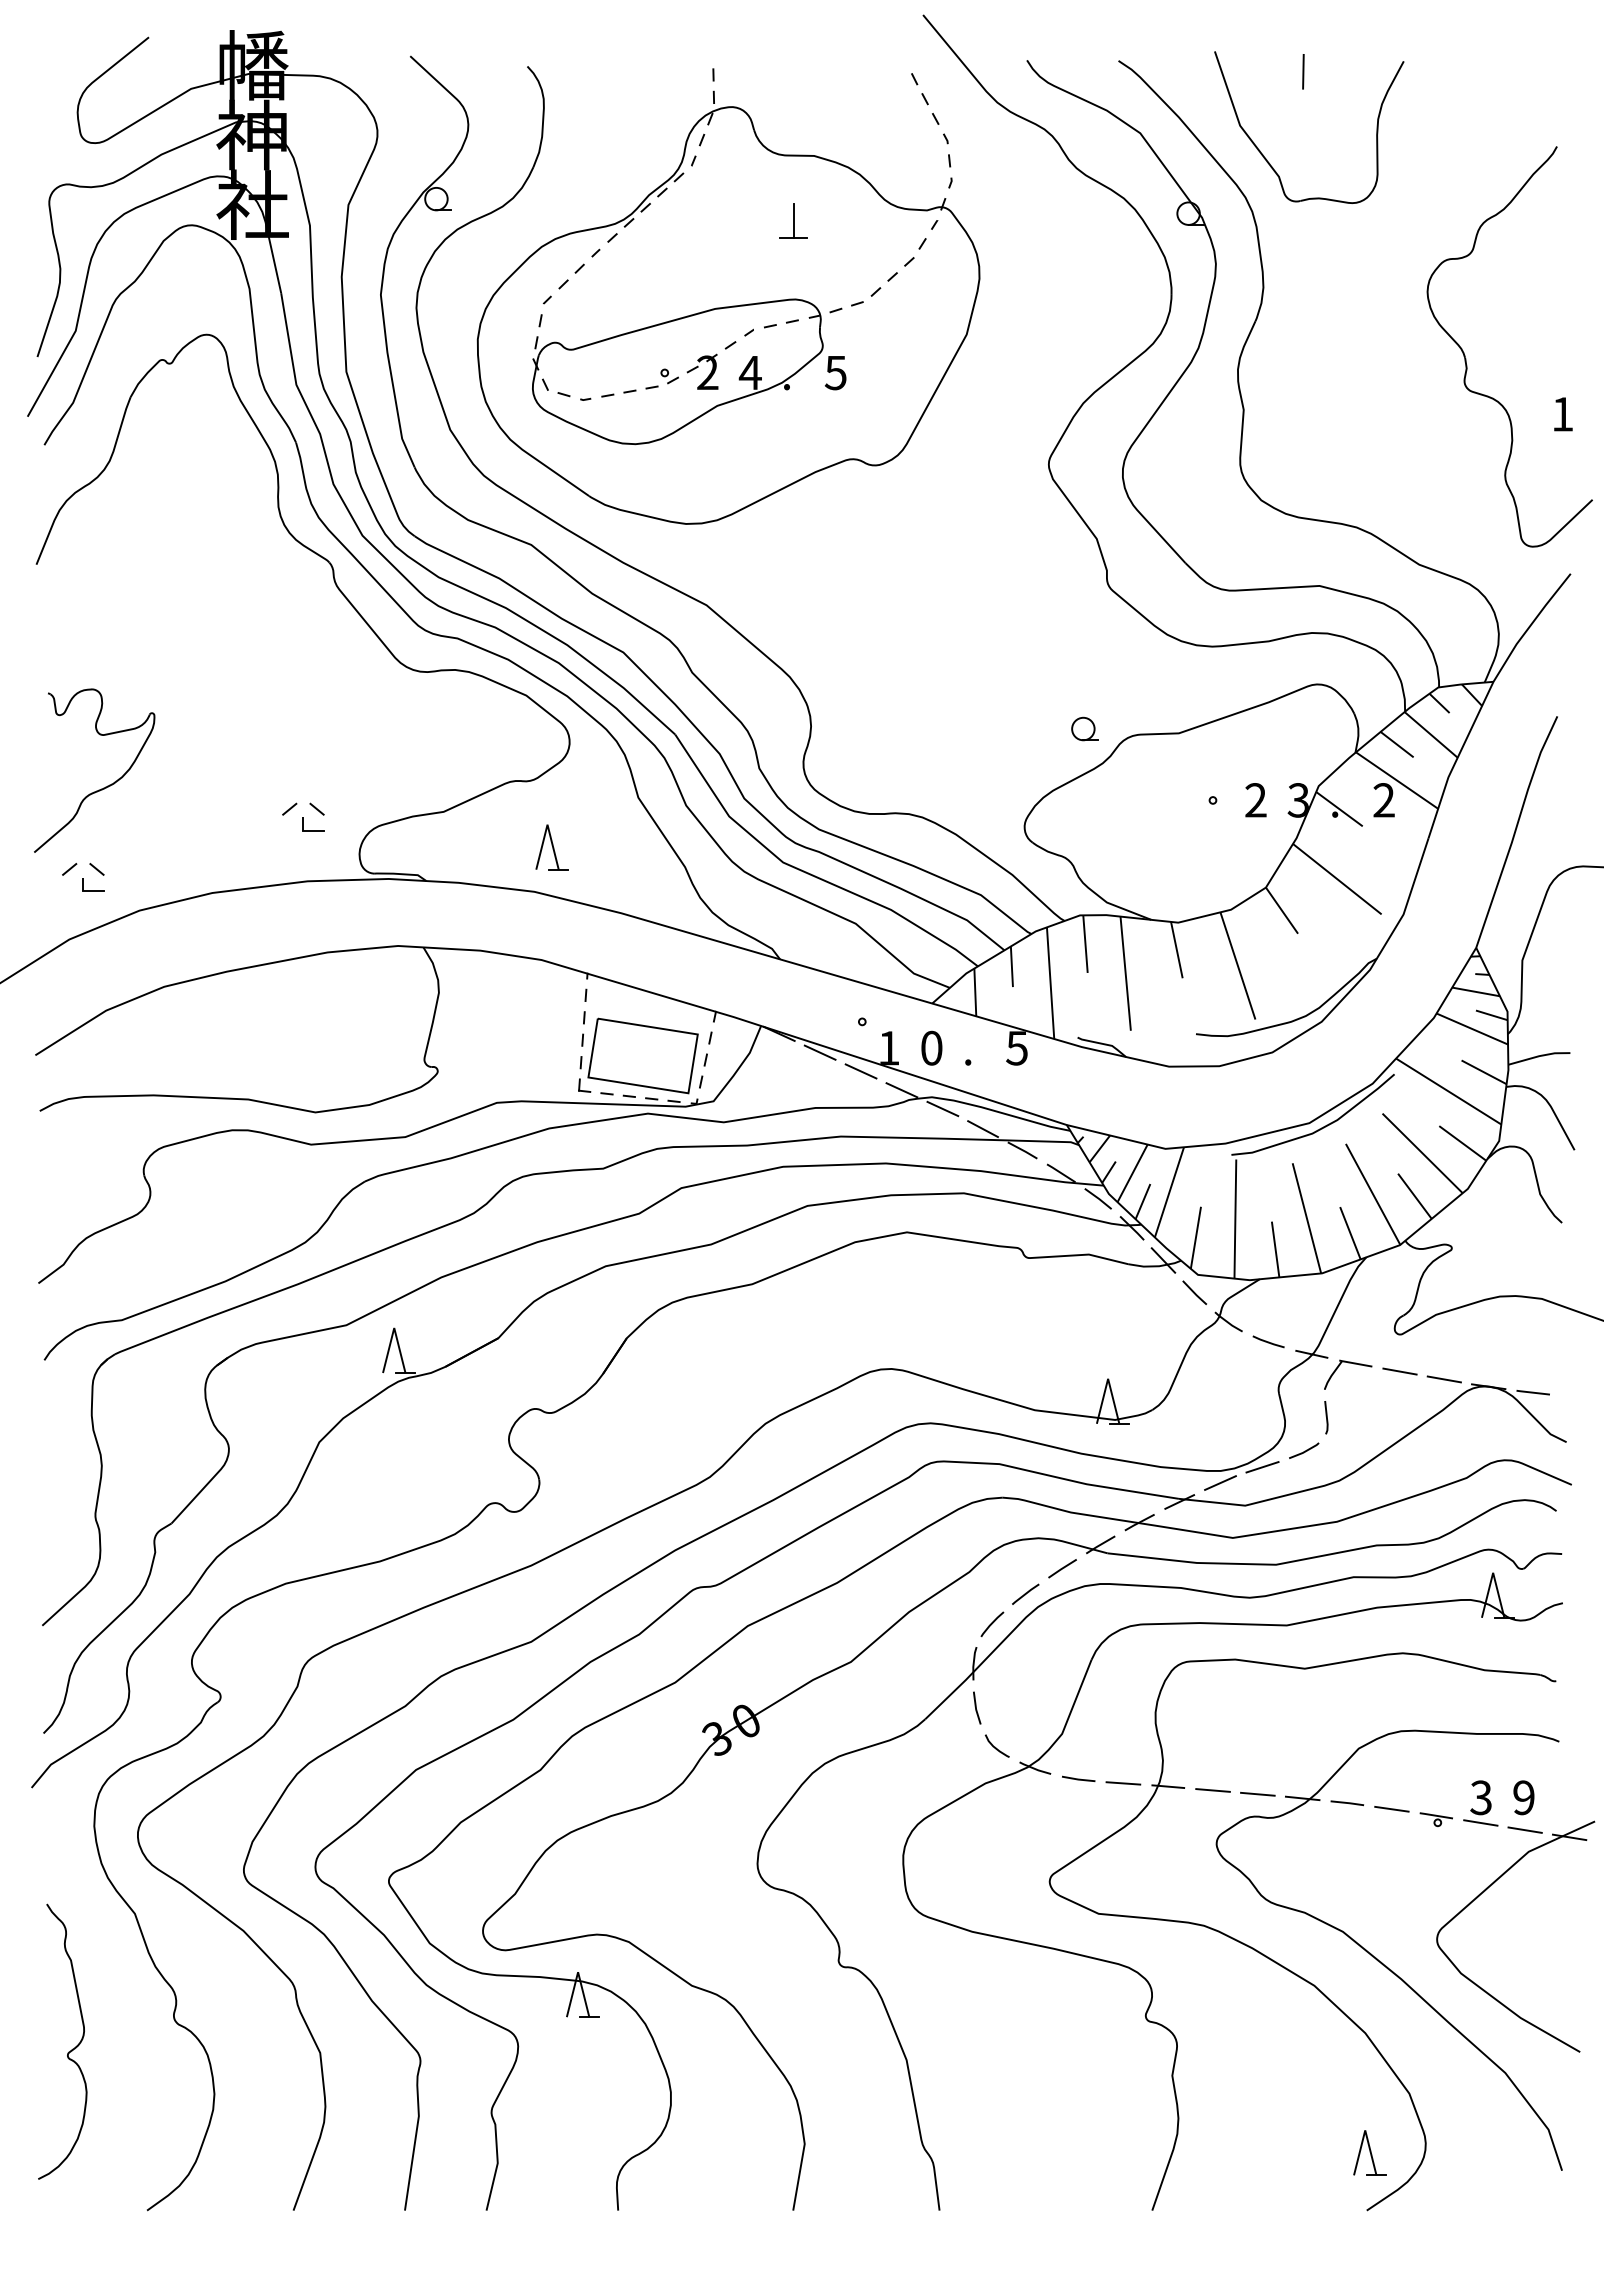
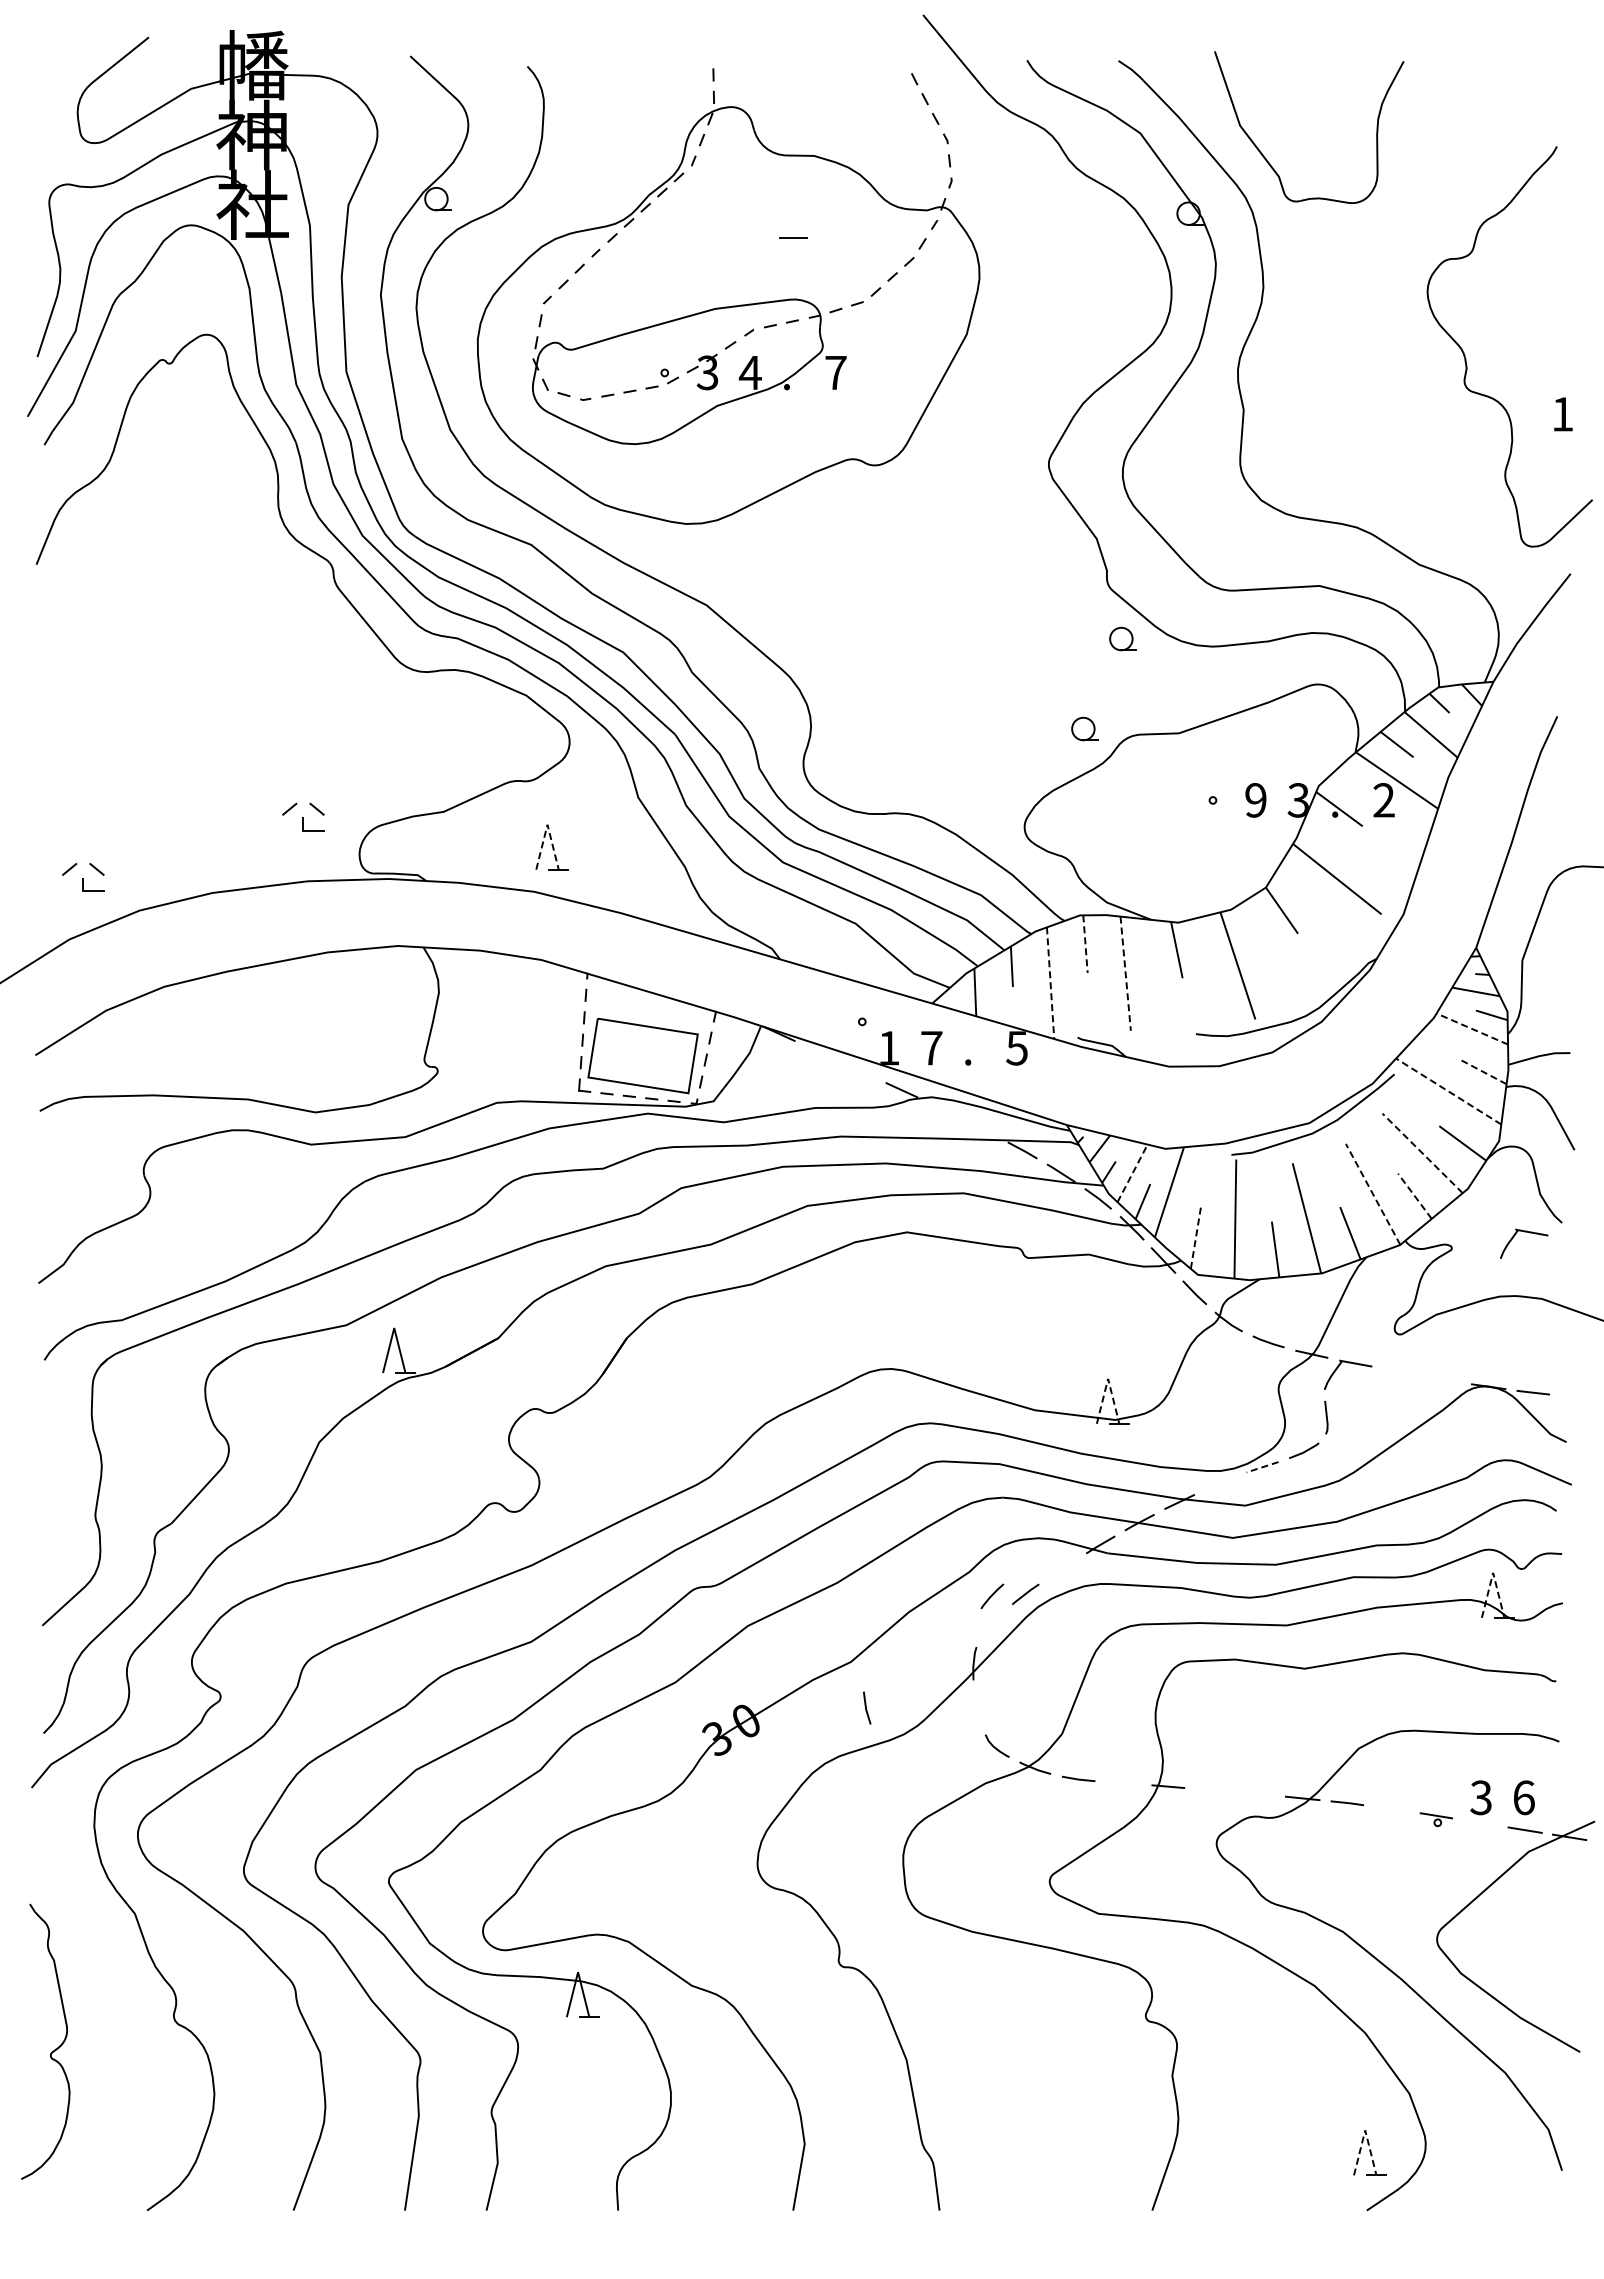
line: present -> none (1303, 71)
line: present -> none (793, 221)
text: 2 -> 3 (707, 373)
text: 5 -> 7 (835, 373)
part: none -> present (1122, 638)
part: present -> none (103, 787)
text: 2 -> 9 (1255, 800)
line: solid -> dashed (547, 824)
line: solid -> dashed (1085, 944)
line: solid -> dashed (1125, 974)
line: solid -> dashed (1050, 983)
line: solid -> dashed (1472, 1029)
text: 0 -> 7 (931, 1047)
line: present -> none (819, 1052)
line: present -> none (860, 1071)
line: solid -> dashed (1483, 1072)
line: solid -> dashed (1448, 1091)
line: present -> none (942, 1108)
line: present -> none (982, 1129)
line: solid -> dashed (1422, 1153)
line: solid -> dashed (1132, 1173)
line: solid -> dashed (1372, 1193)
line: solid -> dashed (1414, 1195)
part: none -> present (1524, 1232)
line: solid -> dashed (1196, 1237)
line: present -> none (1399, 1371)
line: solid -> dashed (1108, 1378)
line: present -> none (1443, 1379)
line: solid -> dashed (1262, 1467)
line: present -> none (1220, 1482)
line: present -> none (1062, 1568)
line: solid -> dashed (1493, 1572)
line position: (992, 1624) -> (992, 1596) (992, 1596)
line position: (976, 1707) -> (866, 1707) (866, 1707)
line: present -> none (1123, 1783)
line: present -> none (1212, 1790)
line: present -> none (1257, 1793)
text: 9 -> 6 (1523, 1797)
line: present -> none (1391, 1808)
line: present -> none (1480, 1822)
curve position: (68, 2051) -> (51, 2051) (51, 2051)
line: solid -> dashed (1365, 2130)
